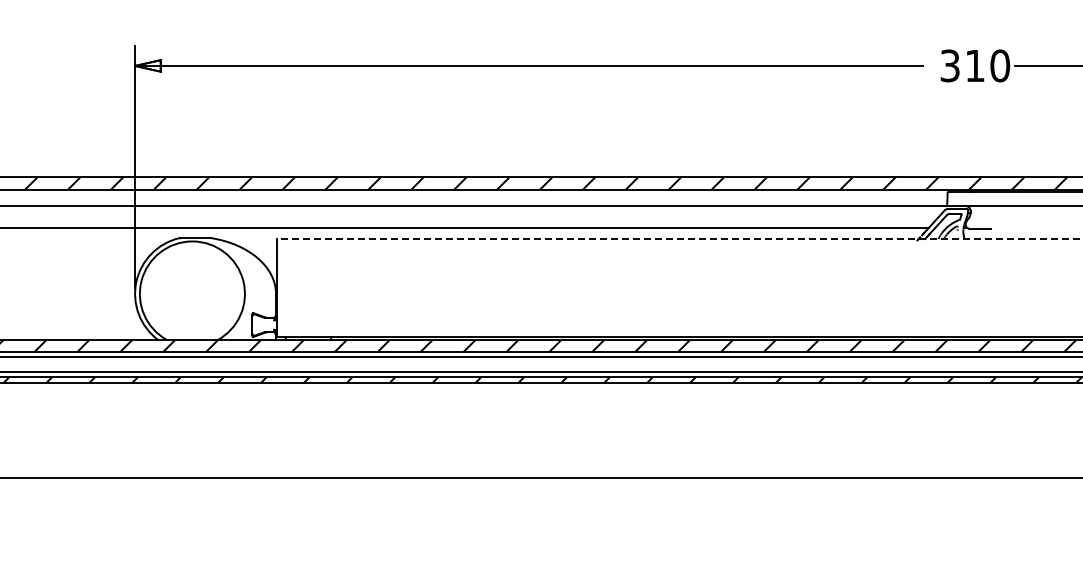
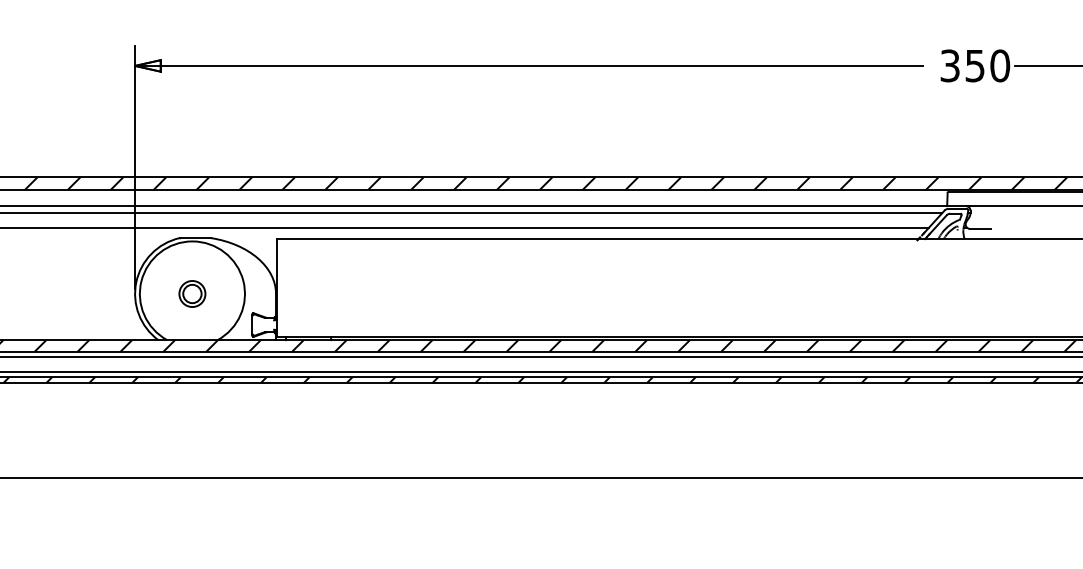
text: 310 -> 350 (974, 66)
line: none -> present (472, 213)
line: dashed -> solid (679, 239)
part: none -> present (192, 293)
